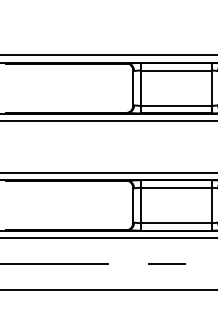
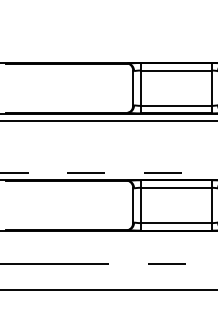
line: present -> none (108, 55)
line: solid -> dashed (109, 172)
line: present -> none (108, 238)
